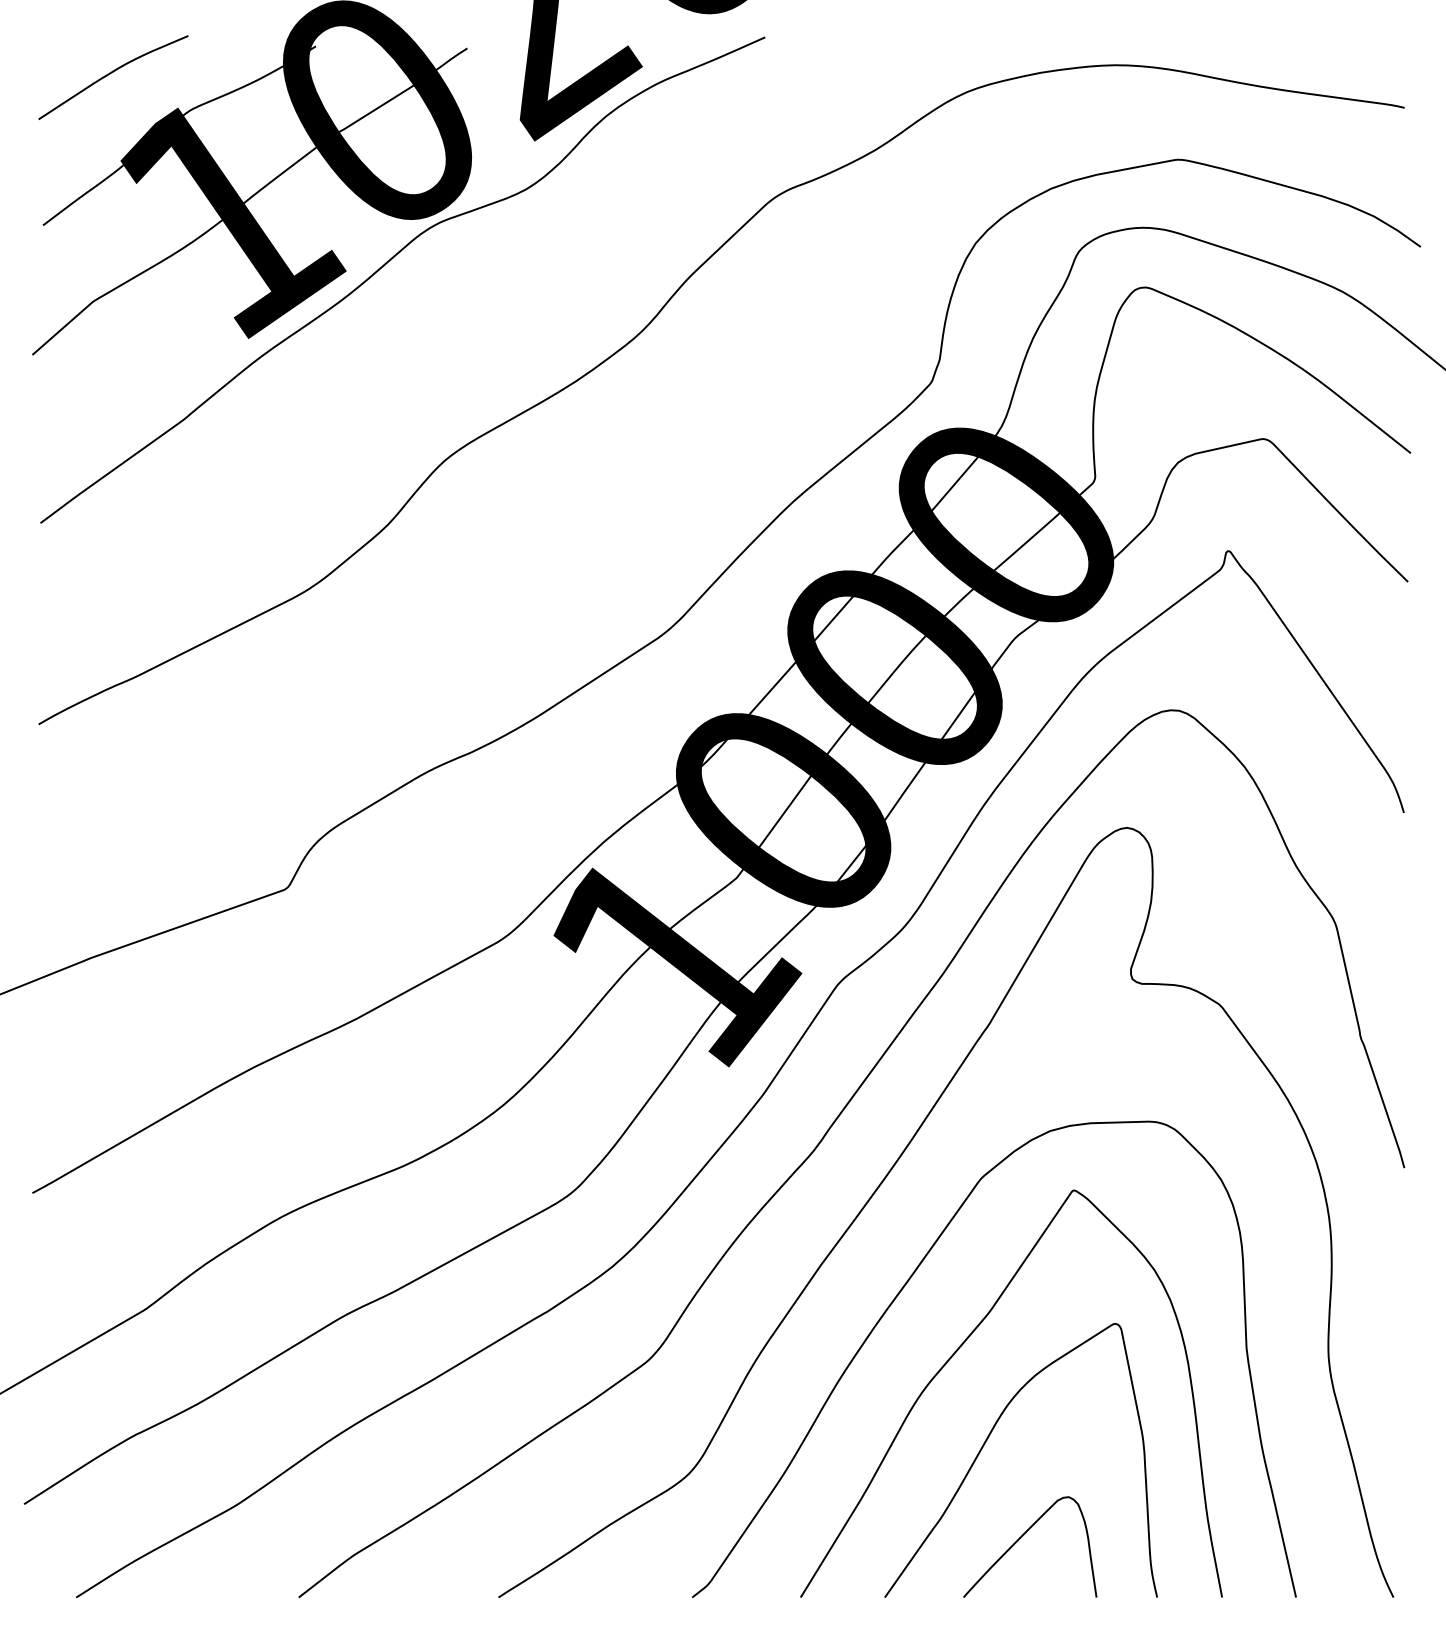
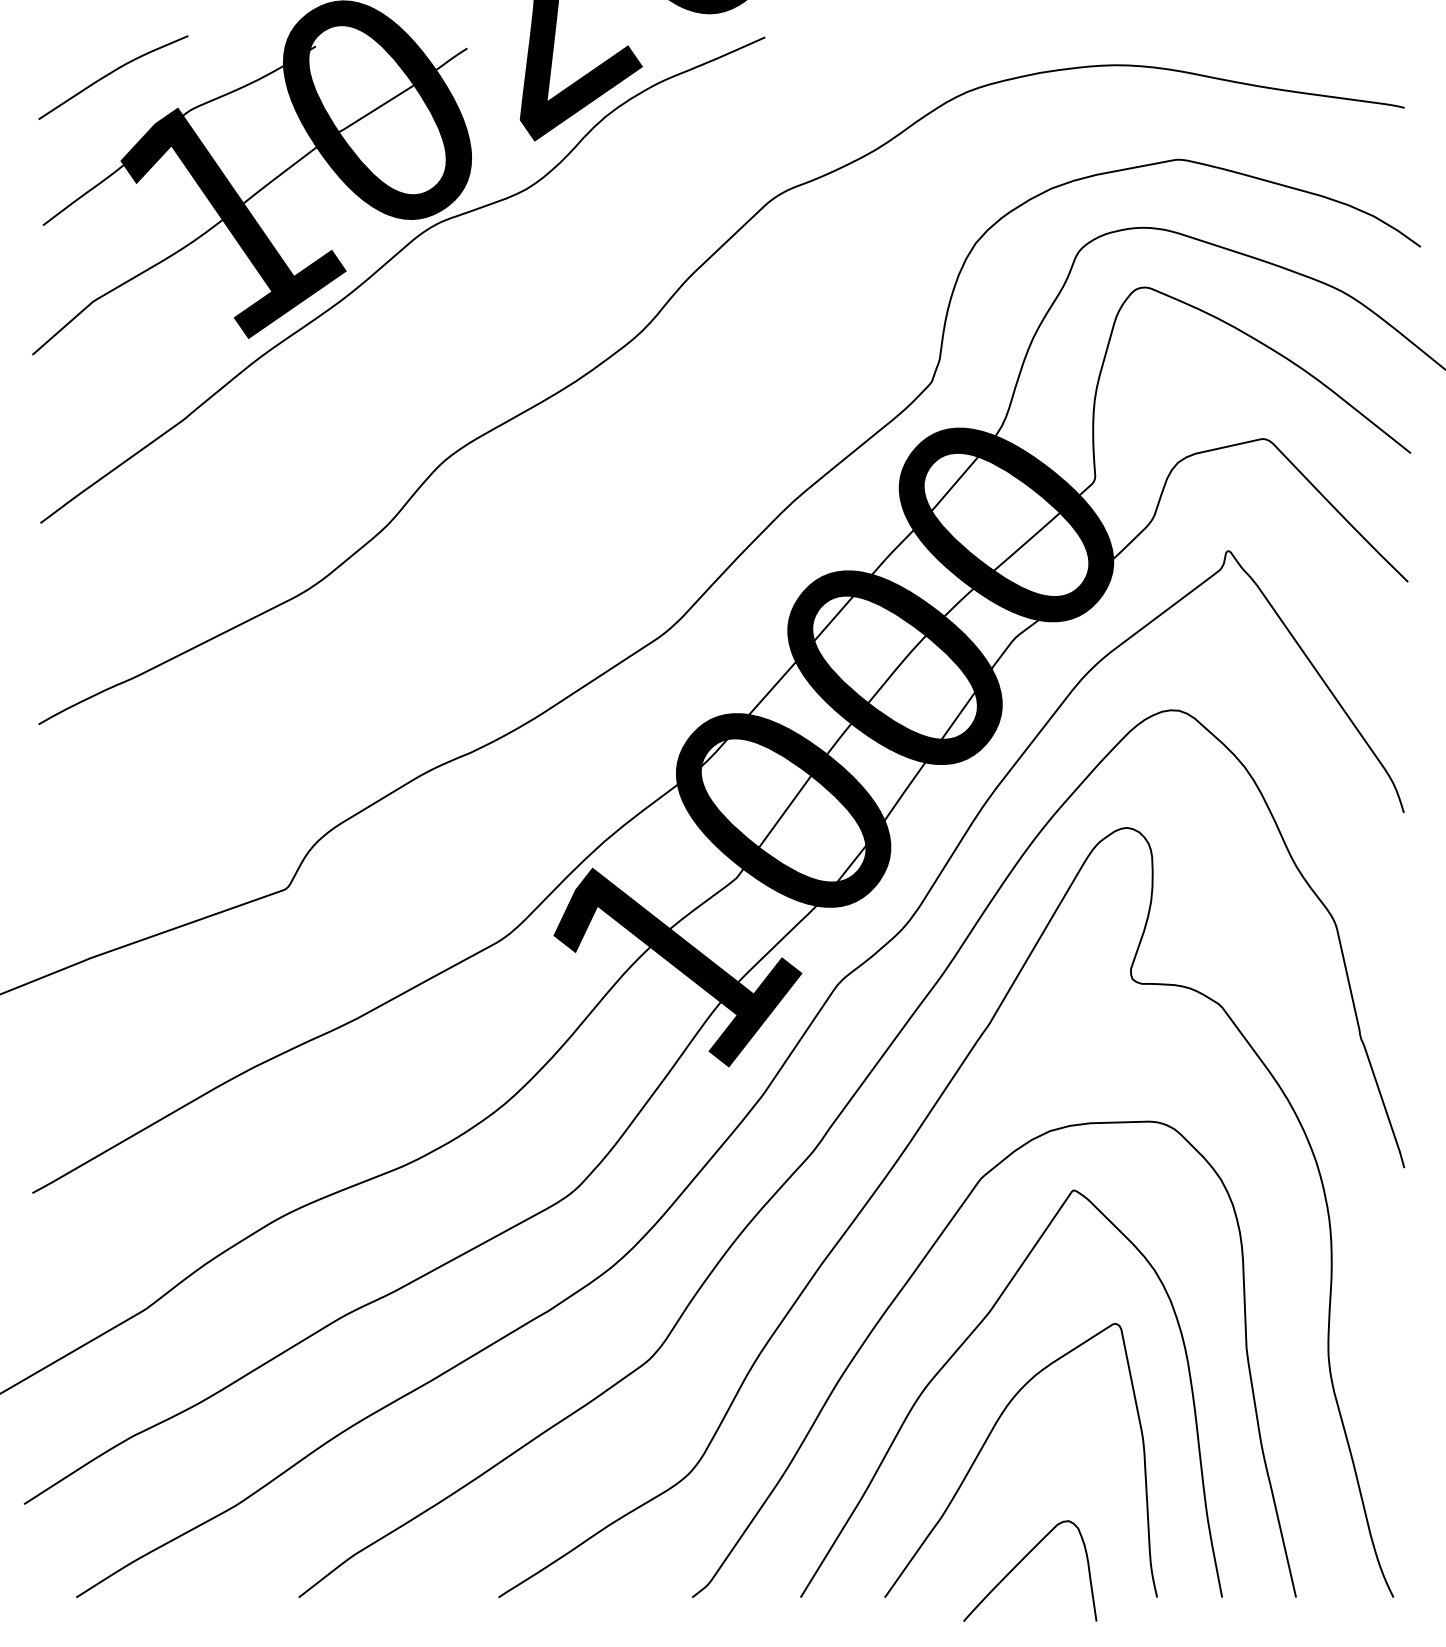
curve position: (1020, 1539) -> (1020, 1563) (1020, 1563)
